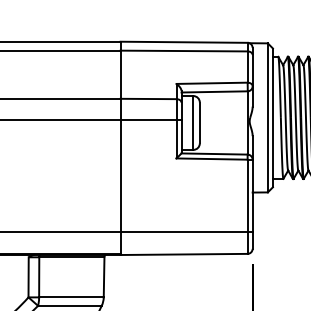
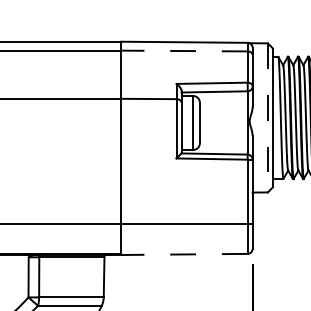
line: solid -> dashed (184, 51)
line: solid -> dashed (267, 117)
line: present -> none (91, 120)
line position: (127, 232) -> (127, 224) (127, 224)
line: solid -> dashed (184, 254)
